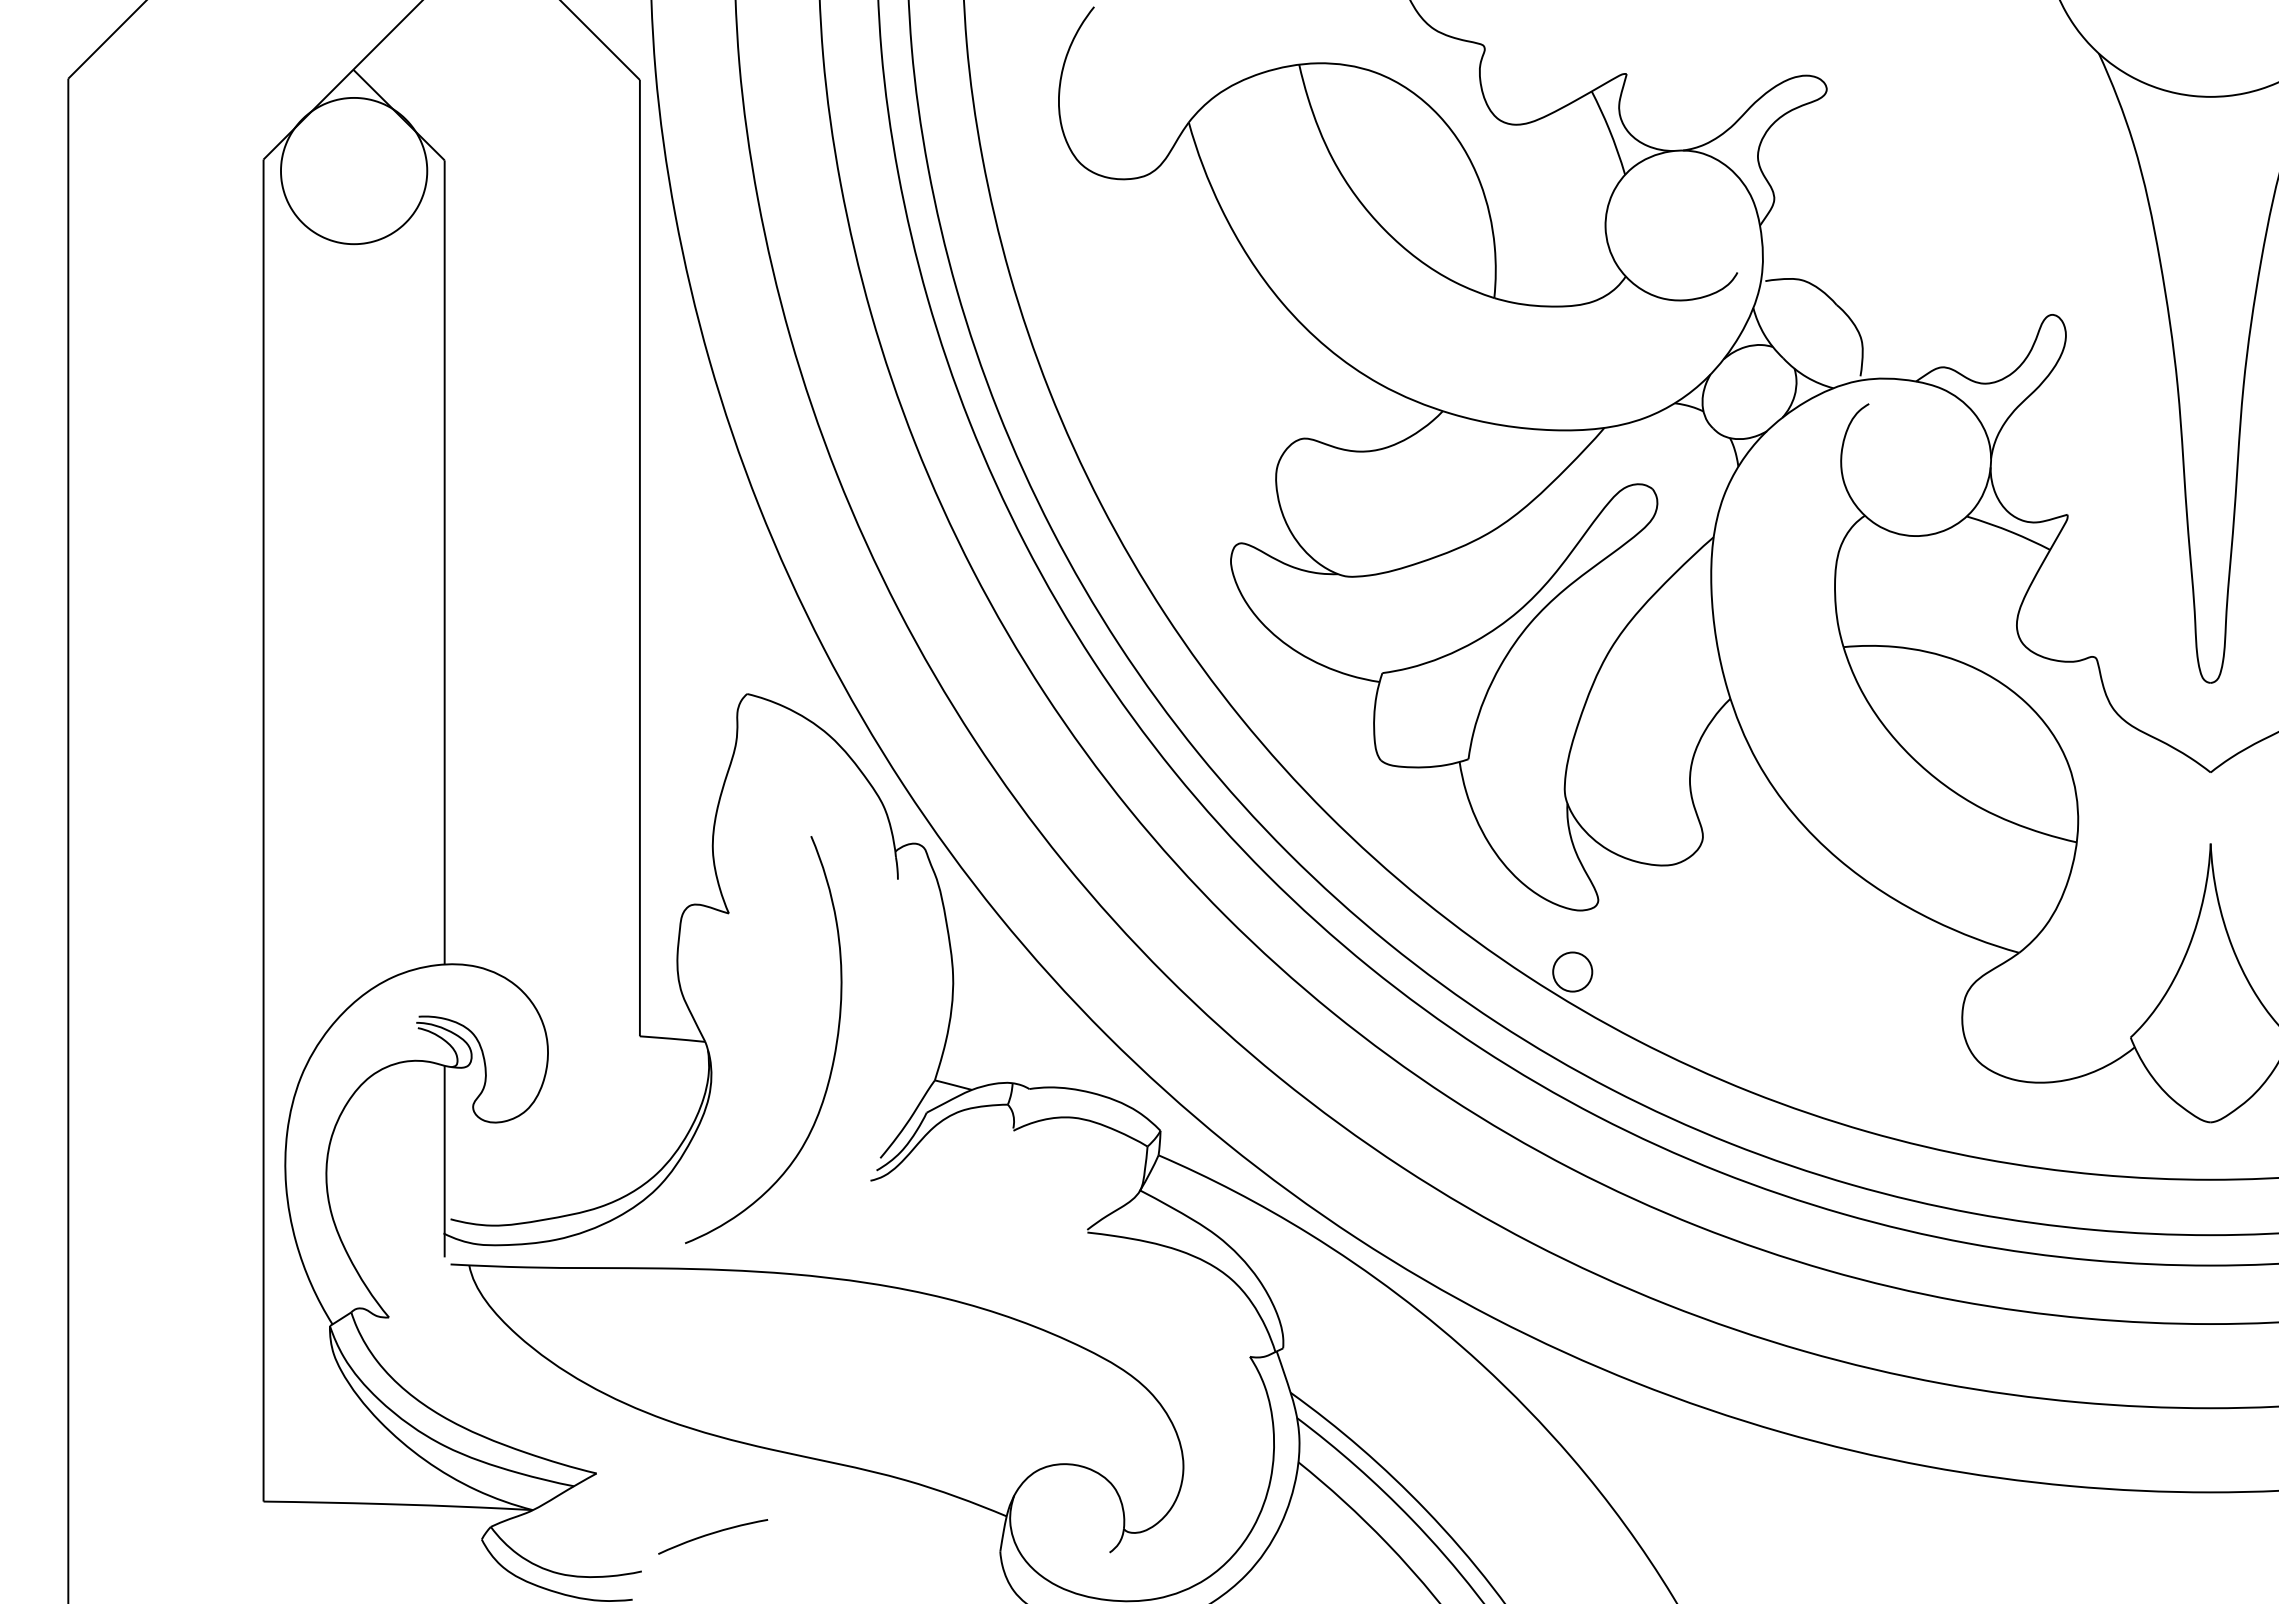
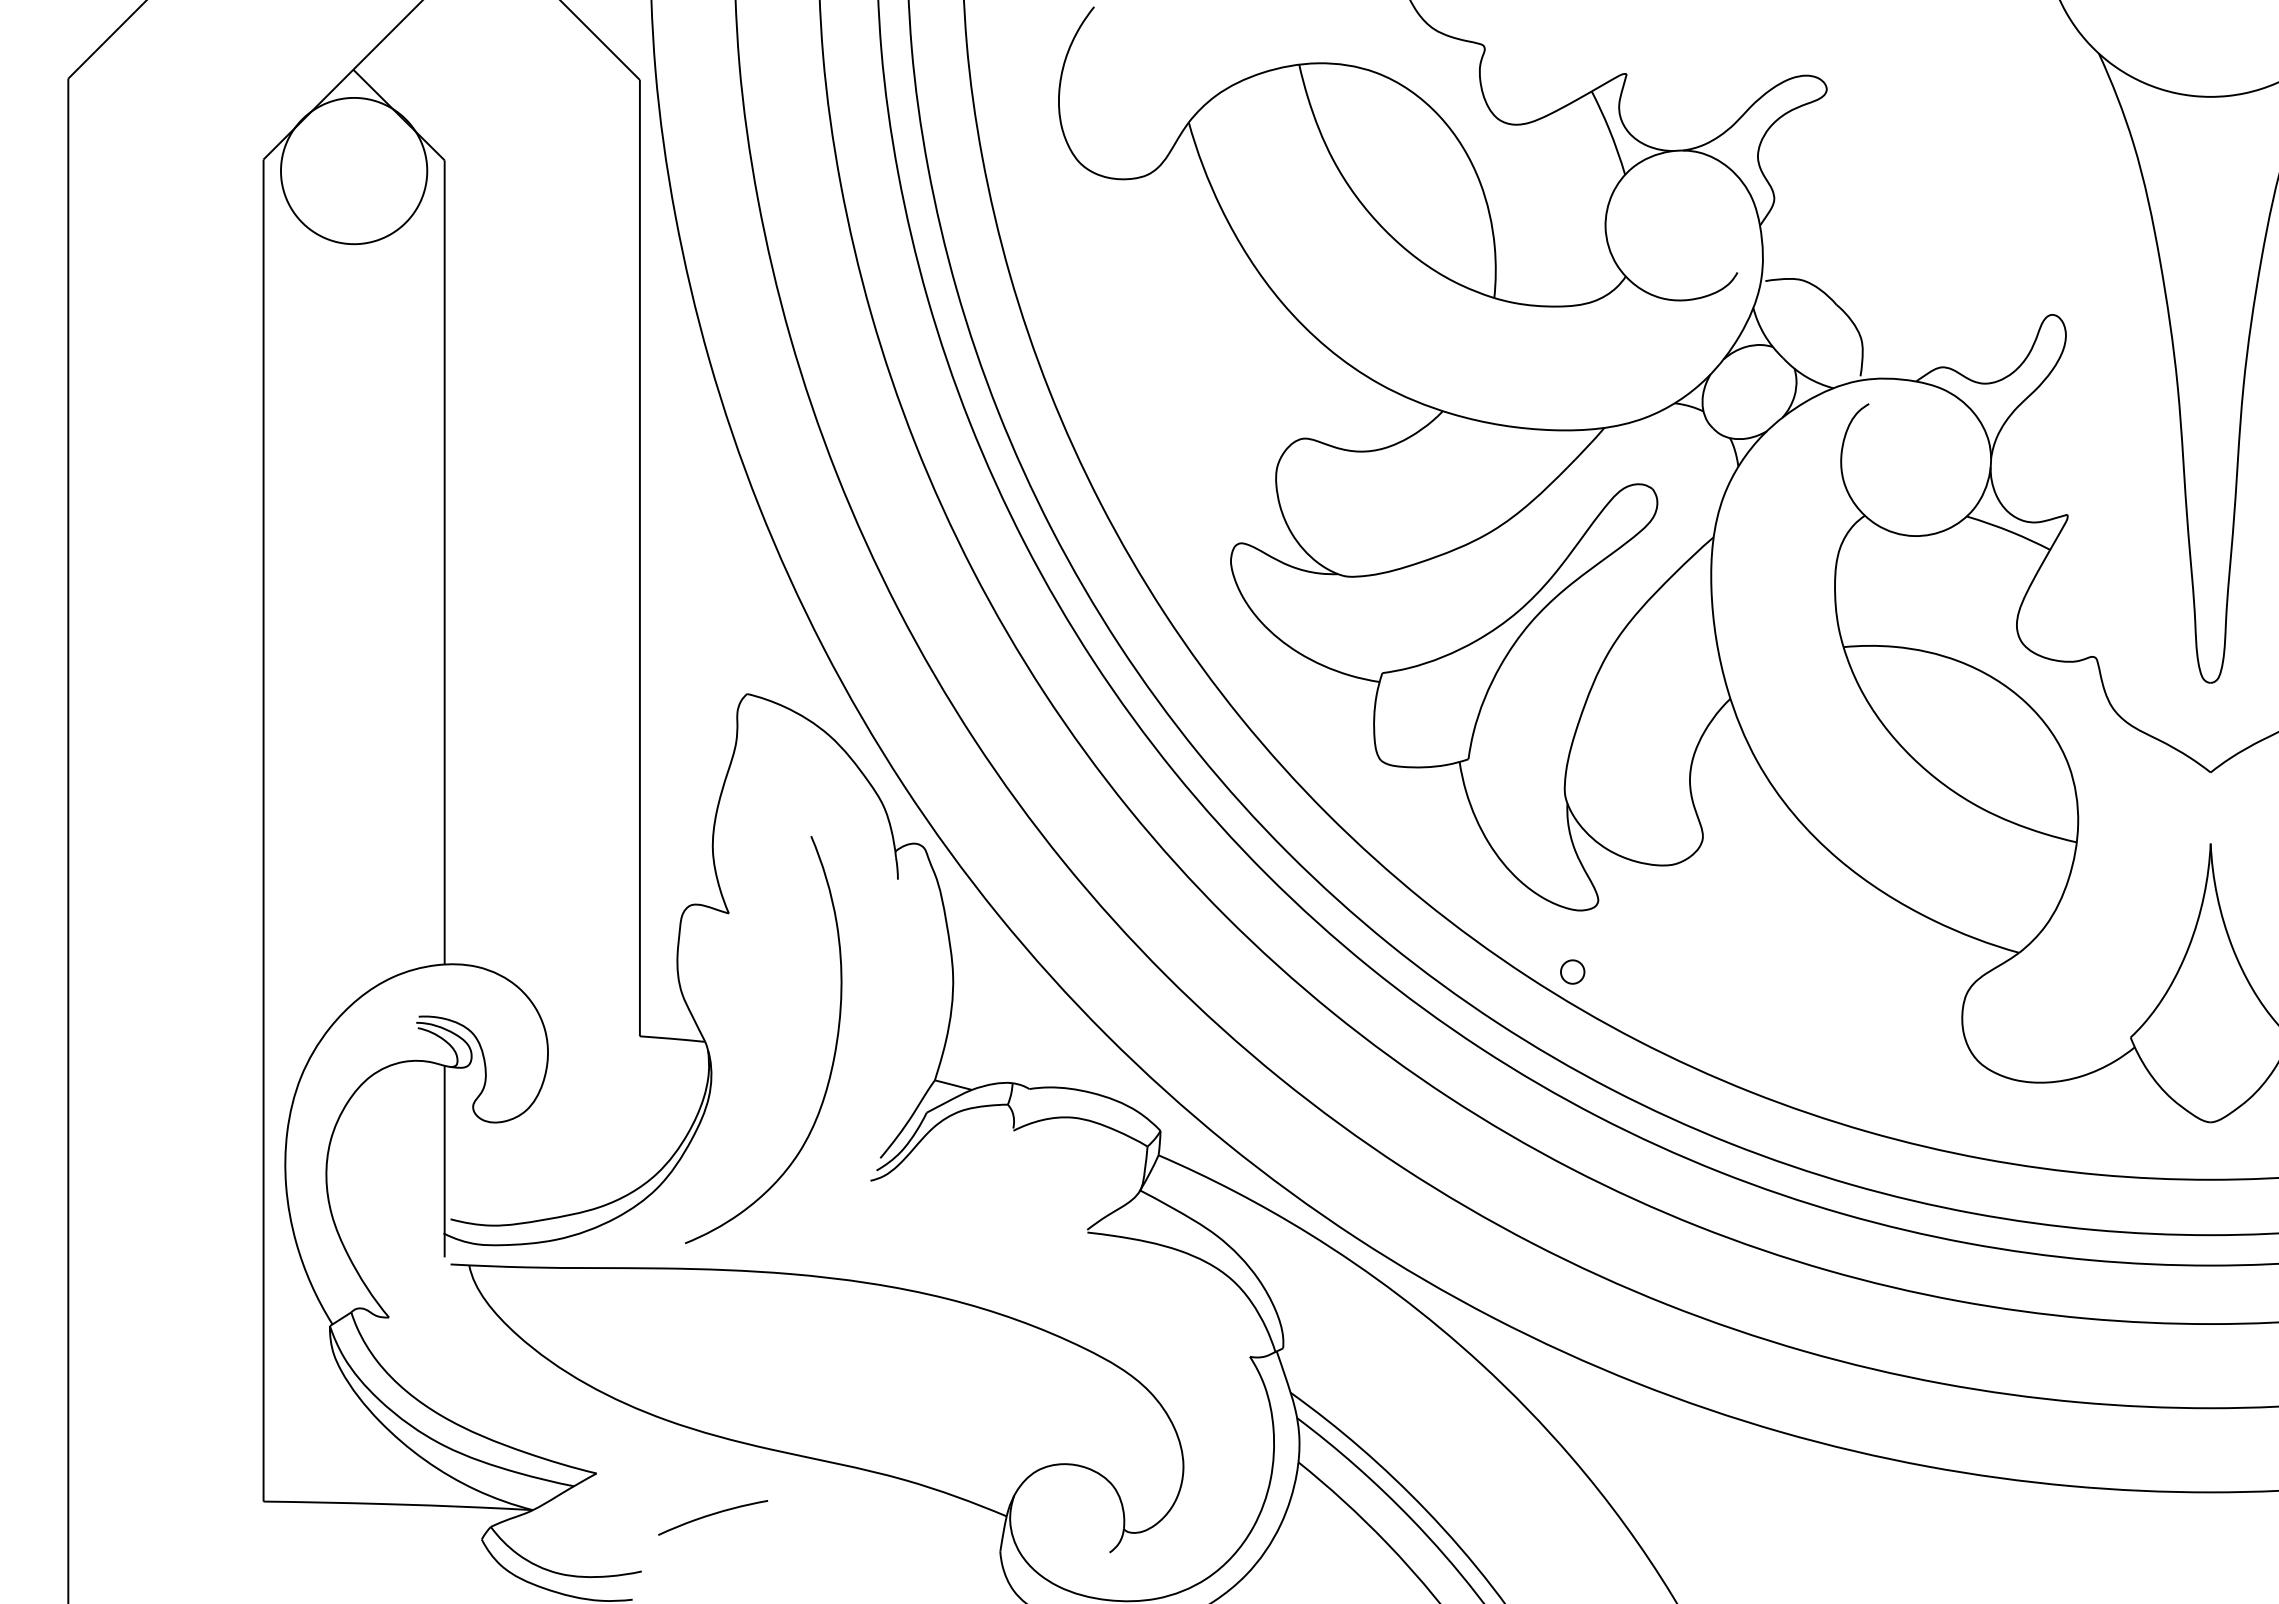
circle diameter: 39 px -> 23 px (1572, 971)
curve position: (712, 1534) -> (712, 1515) (712, 1515)
